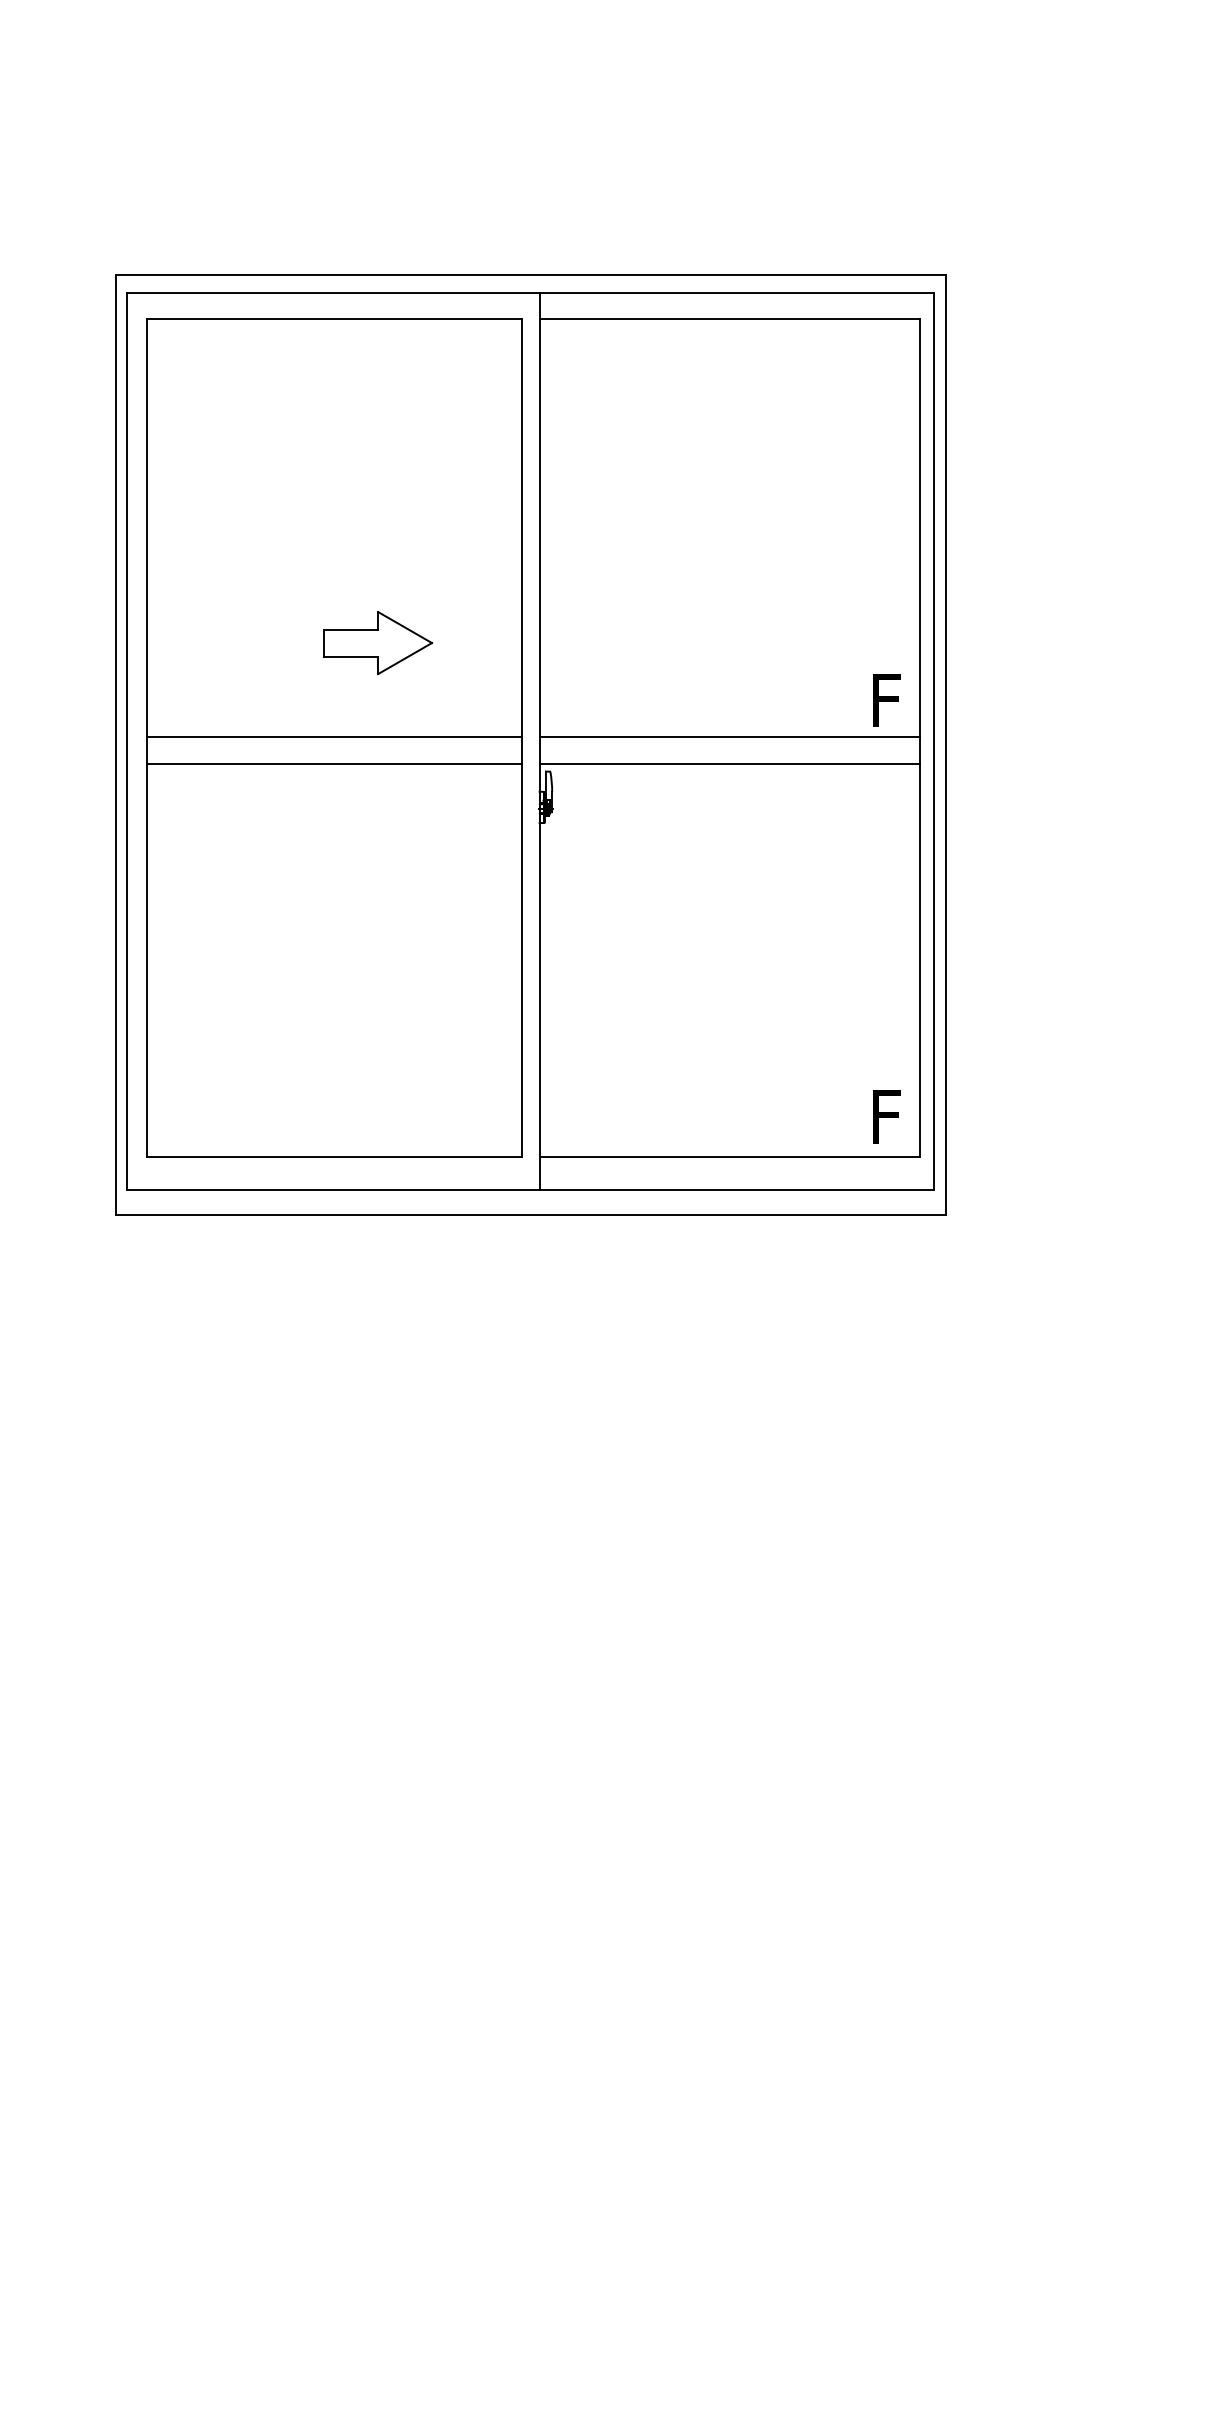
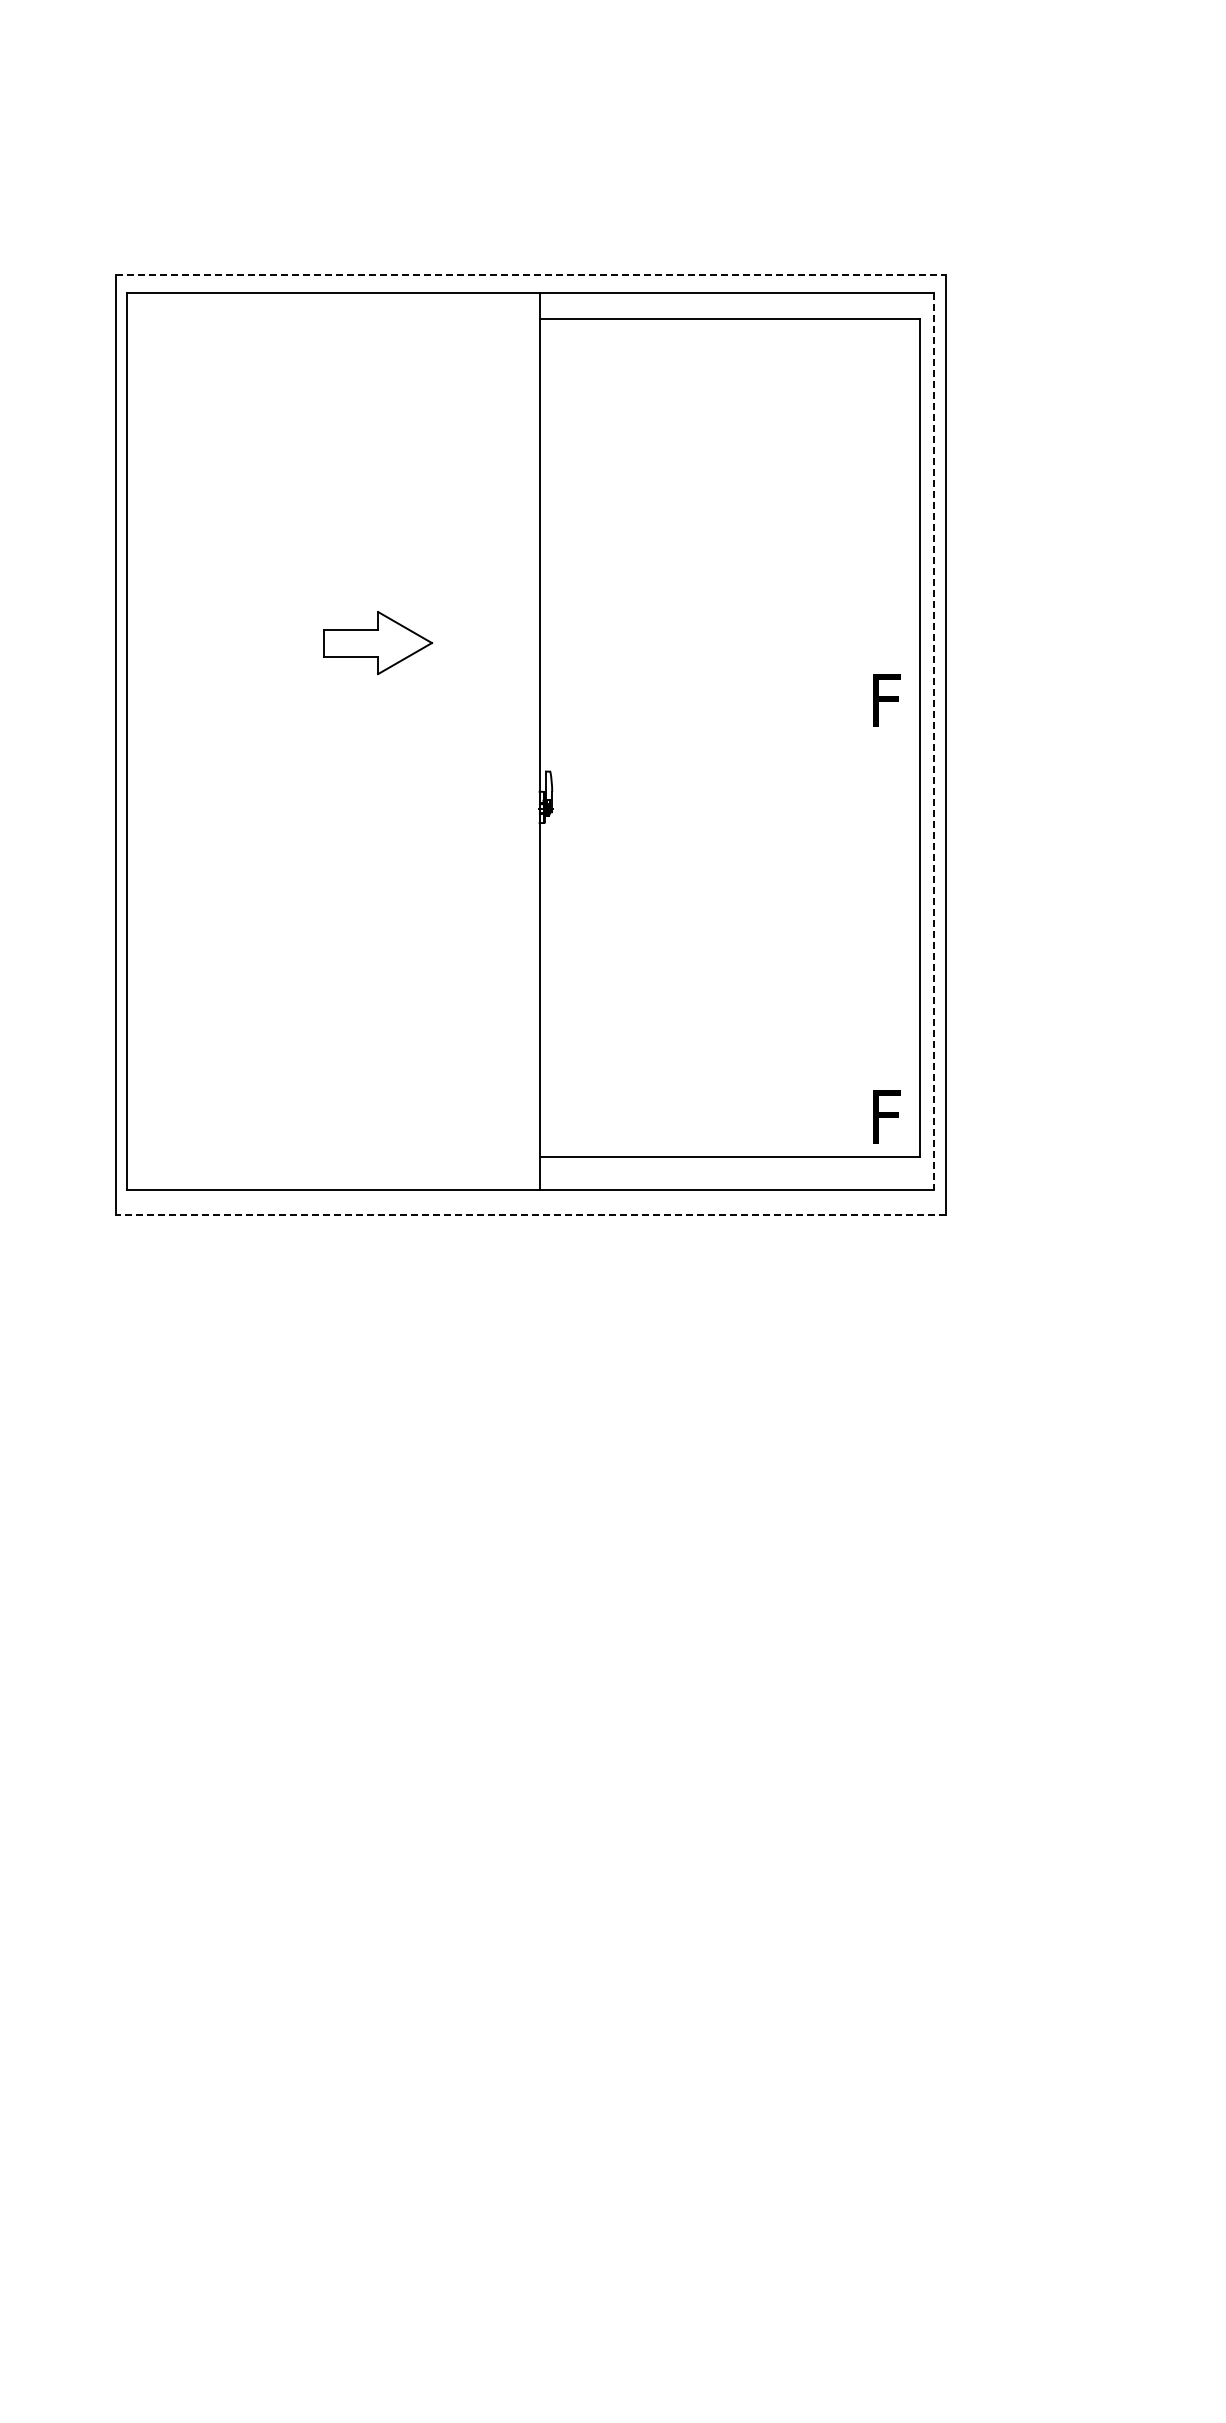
line: solid -> dashed (530, 275)
part: present -> none (334, 737)
line: present -> none (729, 737)
line: solid -> dashed (934, 741)
line: present -> none (729, 764)
line: solid -> dashed (530, 1214)
